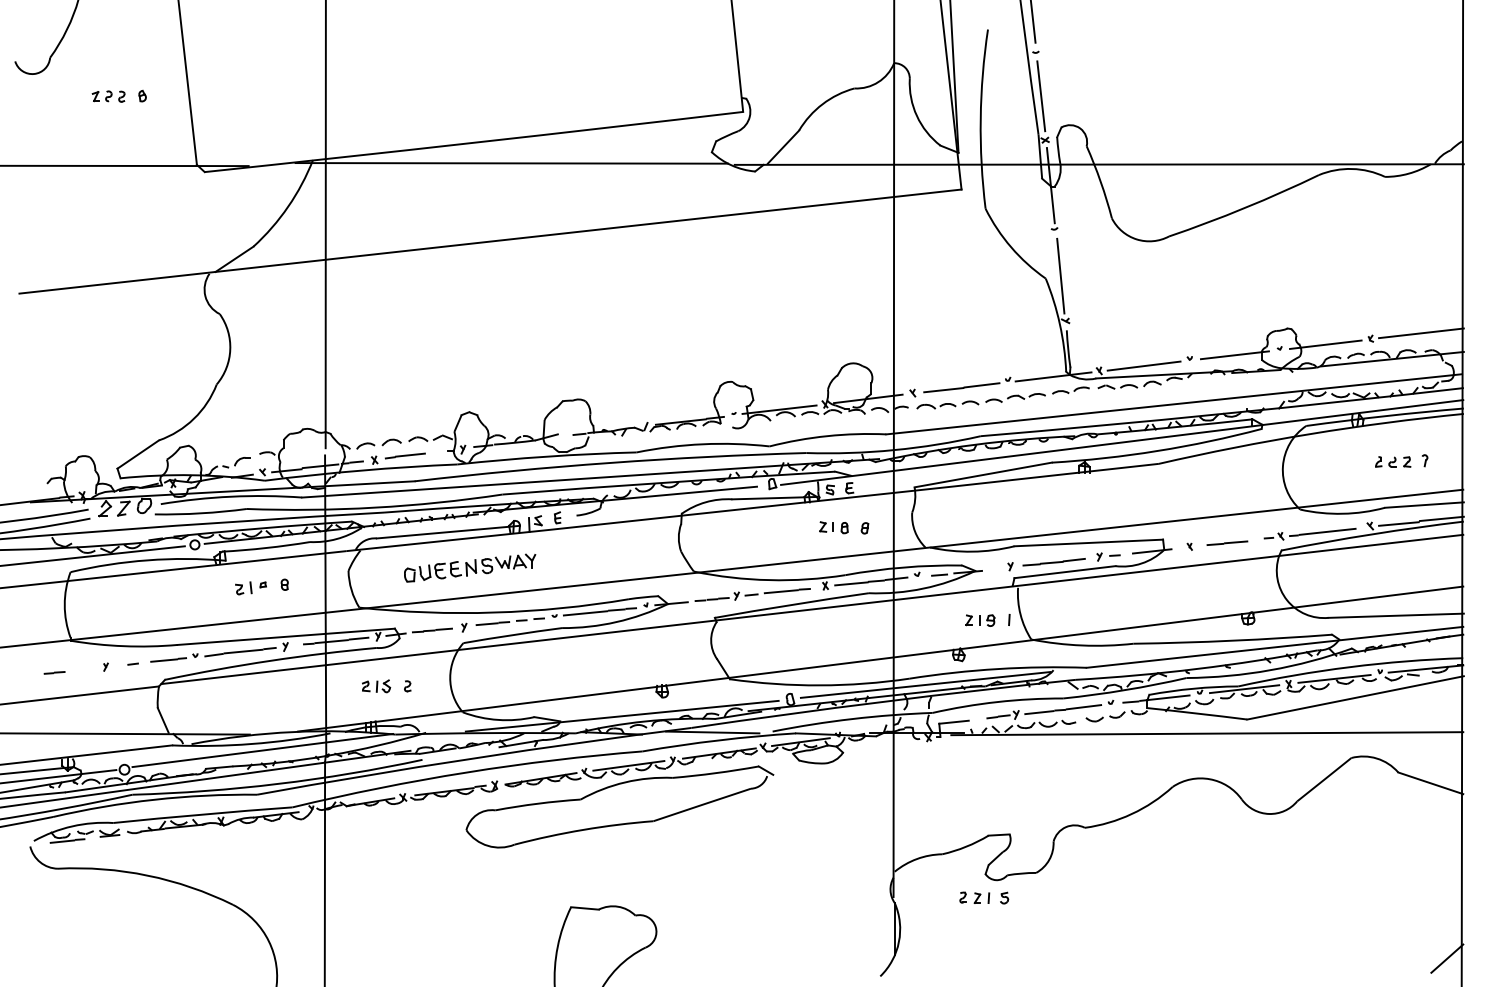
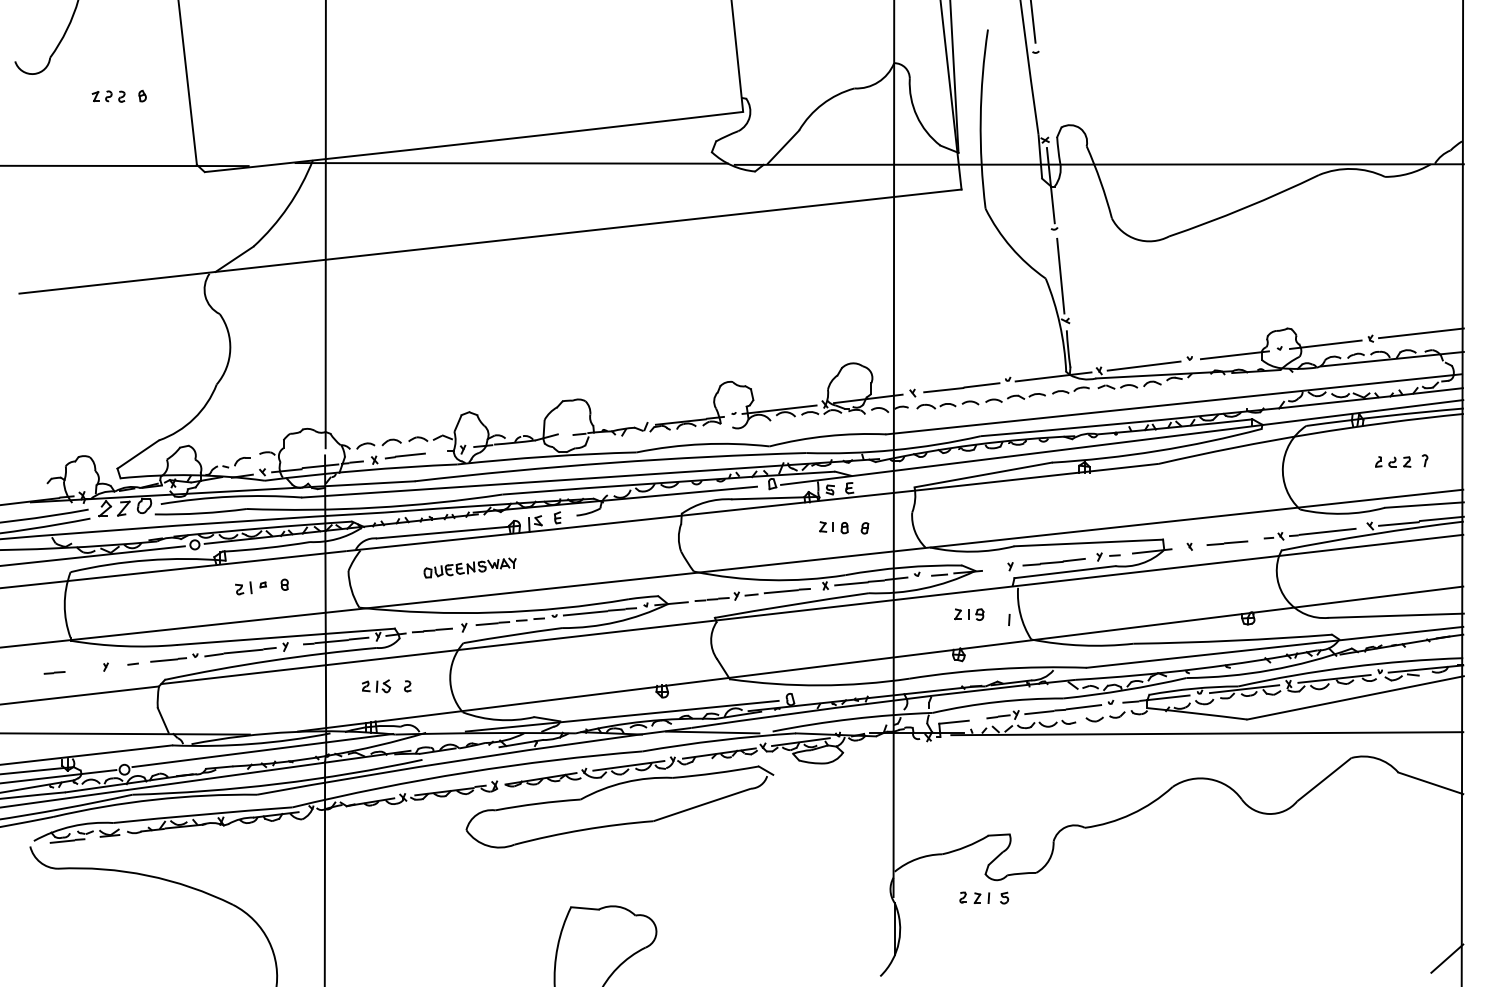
line: present -> none (1041, 96)
part size: 133x30 px -> 94x22 px (469, 567)
part position: (980, 620) -> (969, 614) (969, 614)
line: present -> none (925, 684)
